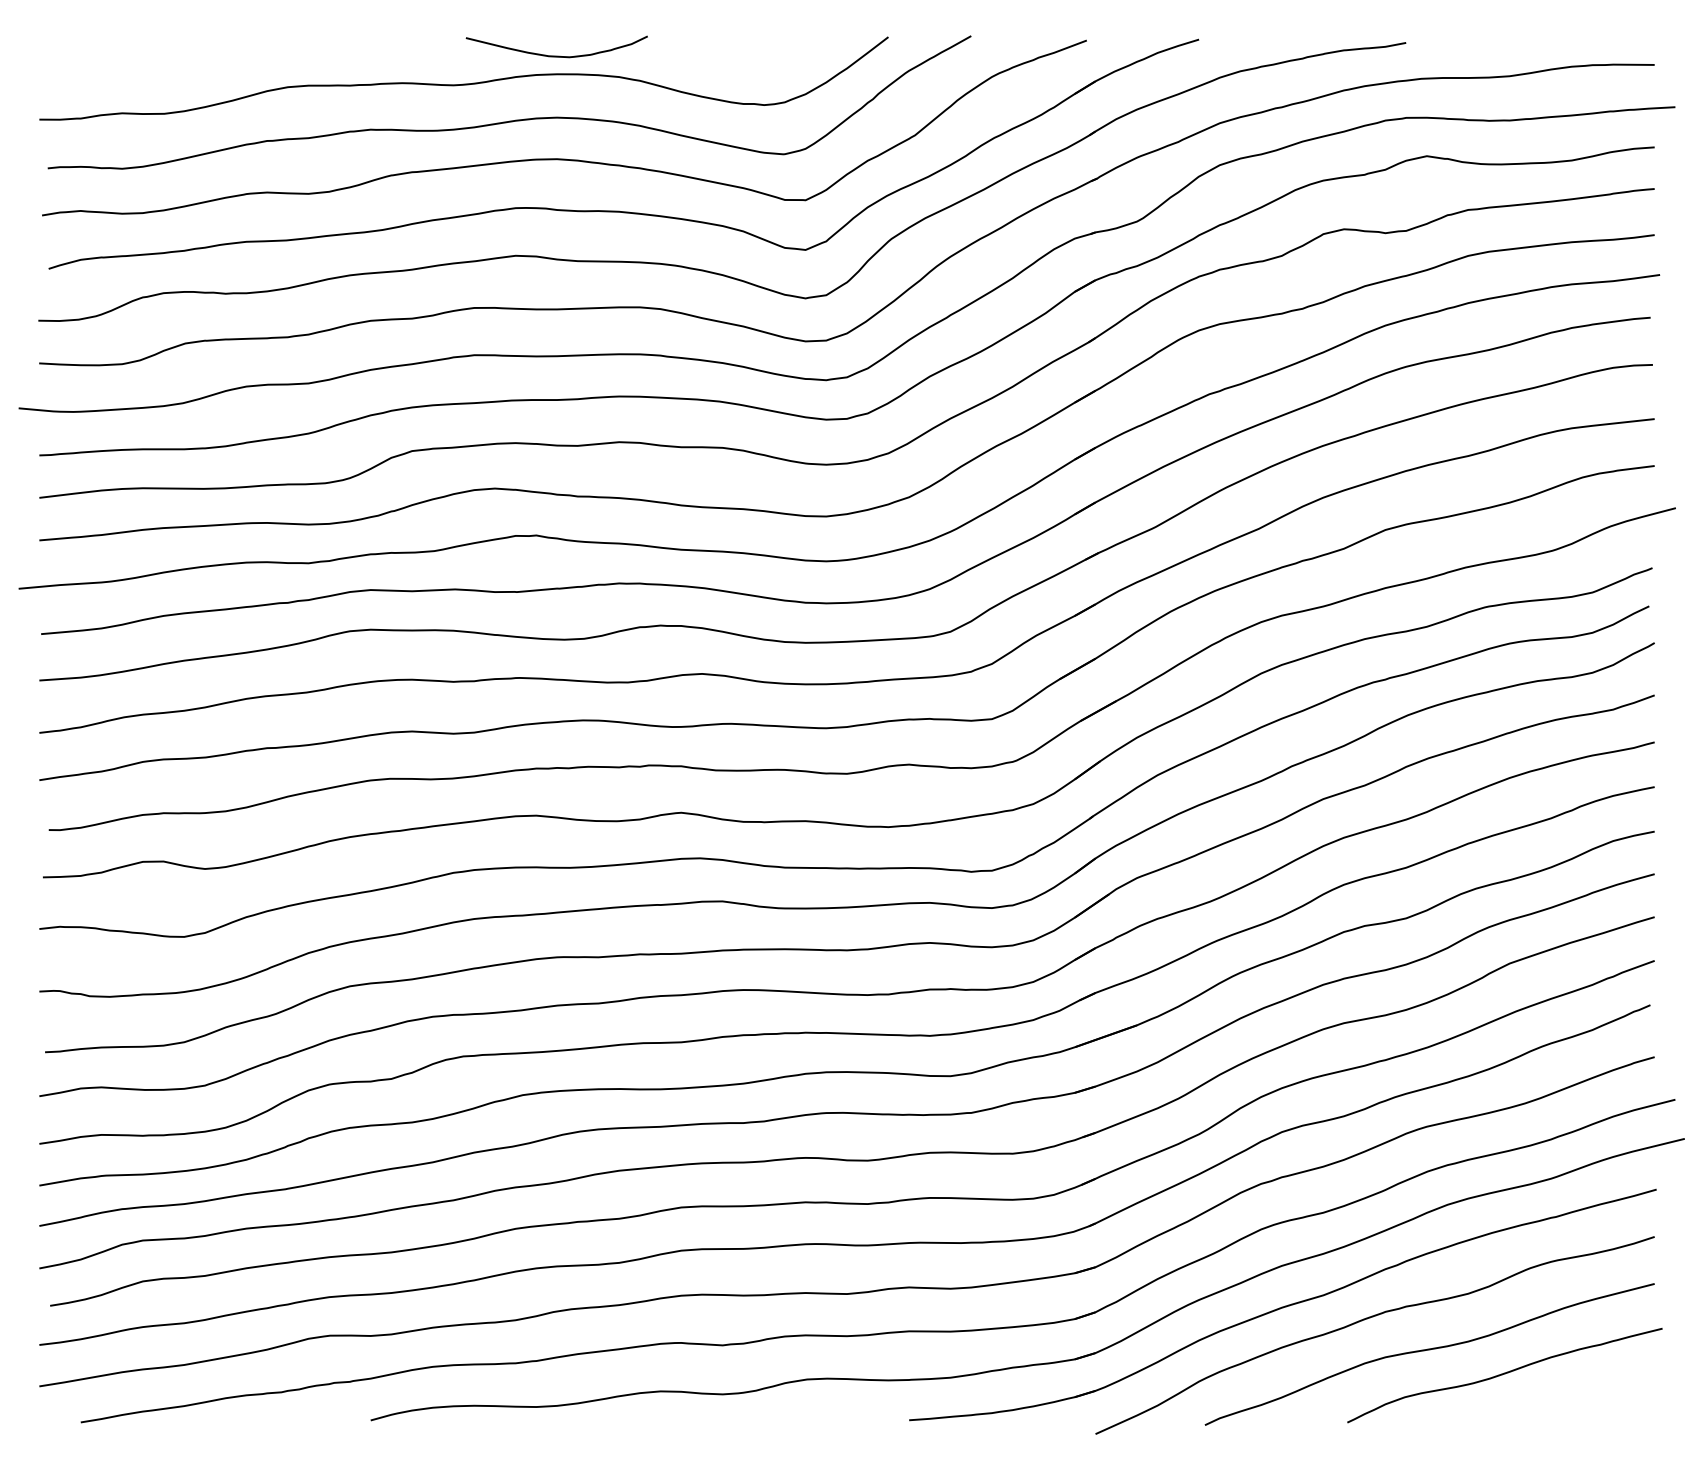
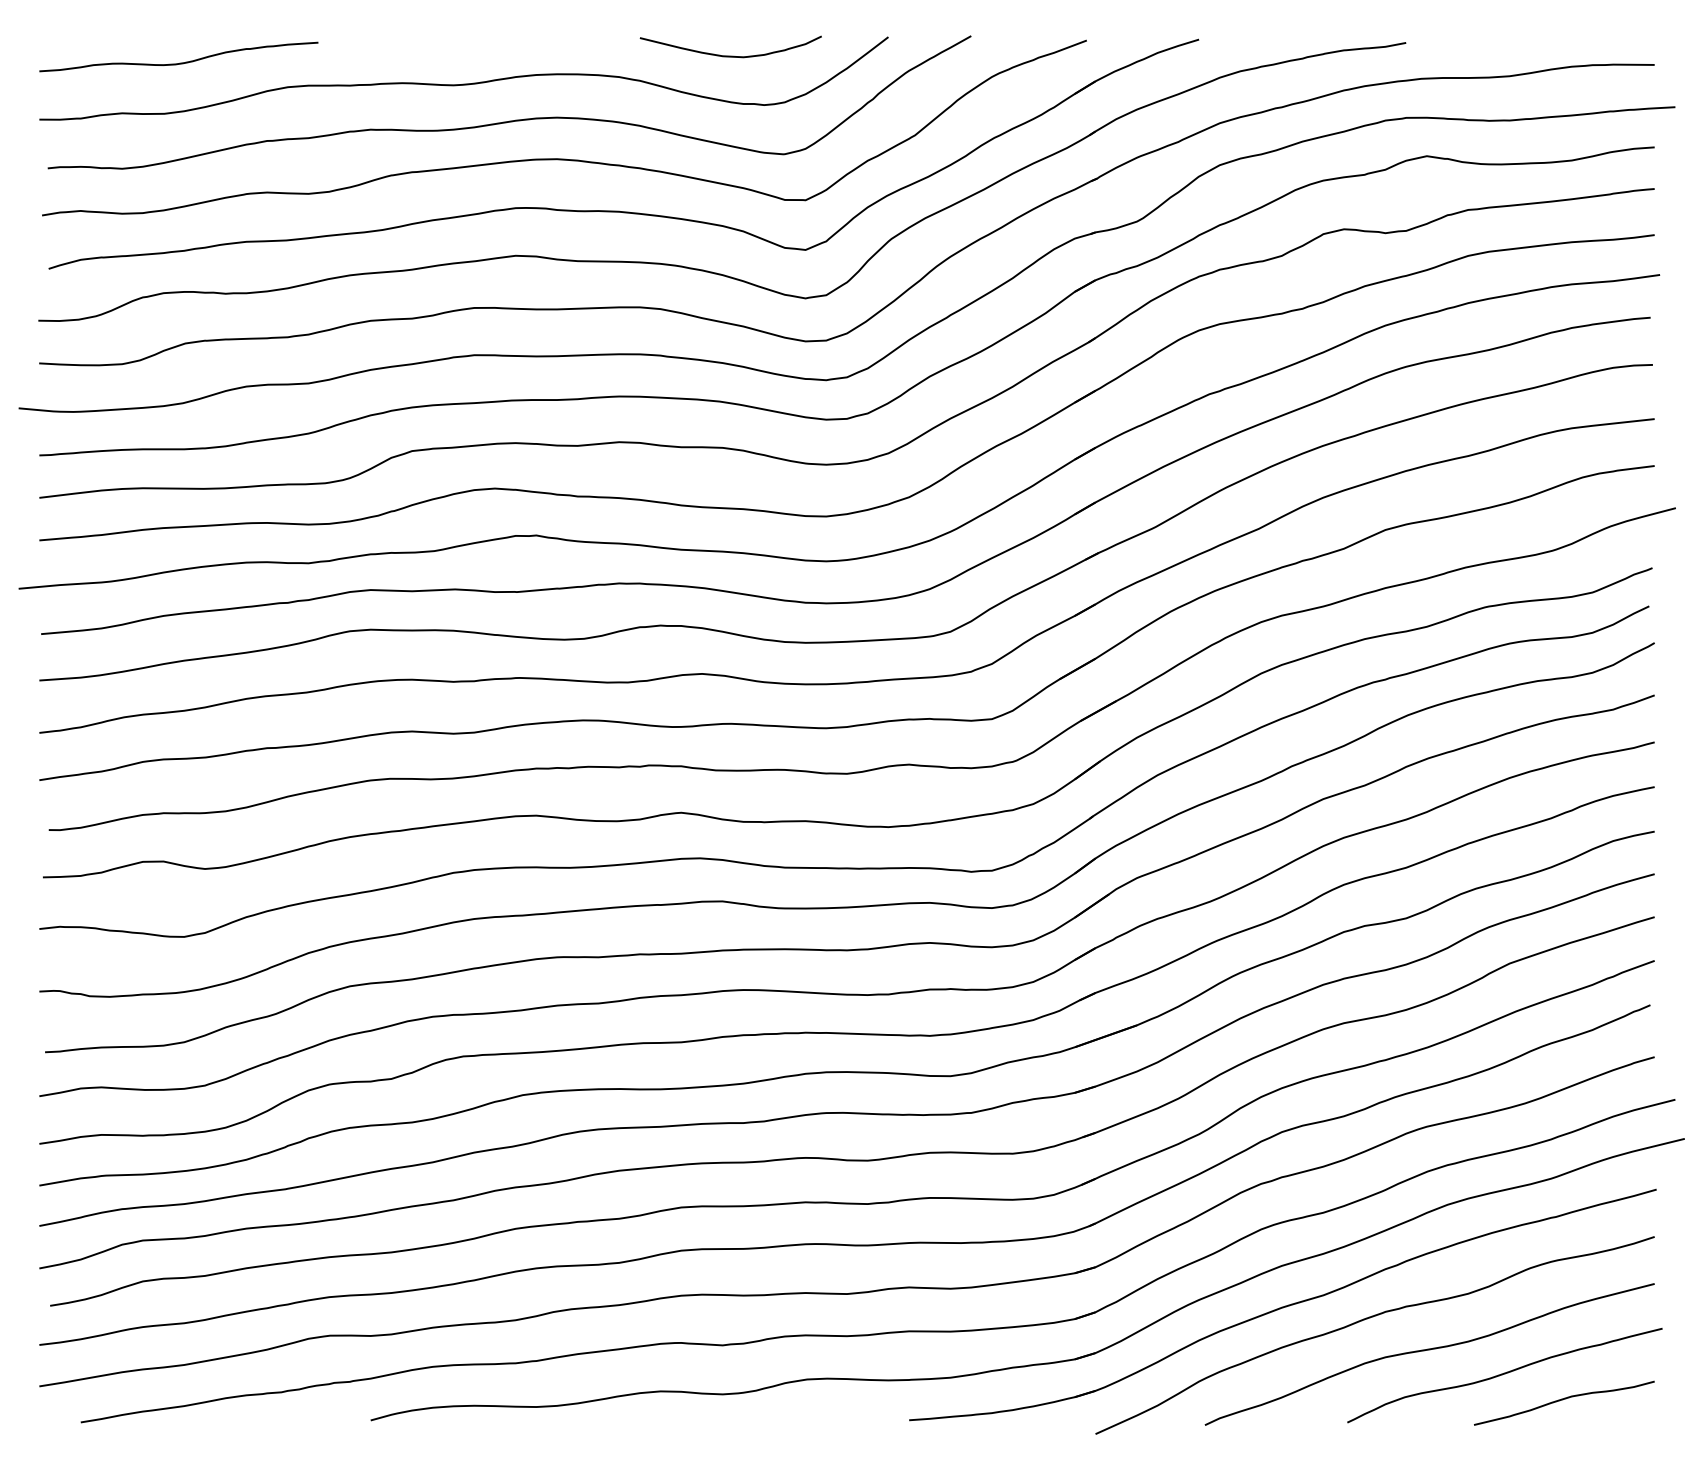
curve position: (556, 55) -> (730, 55) (730, 55)
curve: none -> present (179, 62)
curve: none -> present (1562, 1400)
